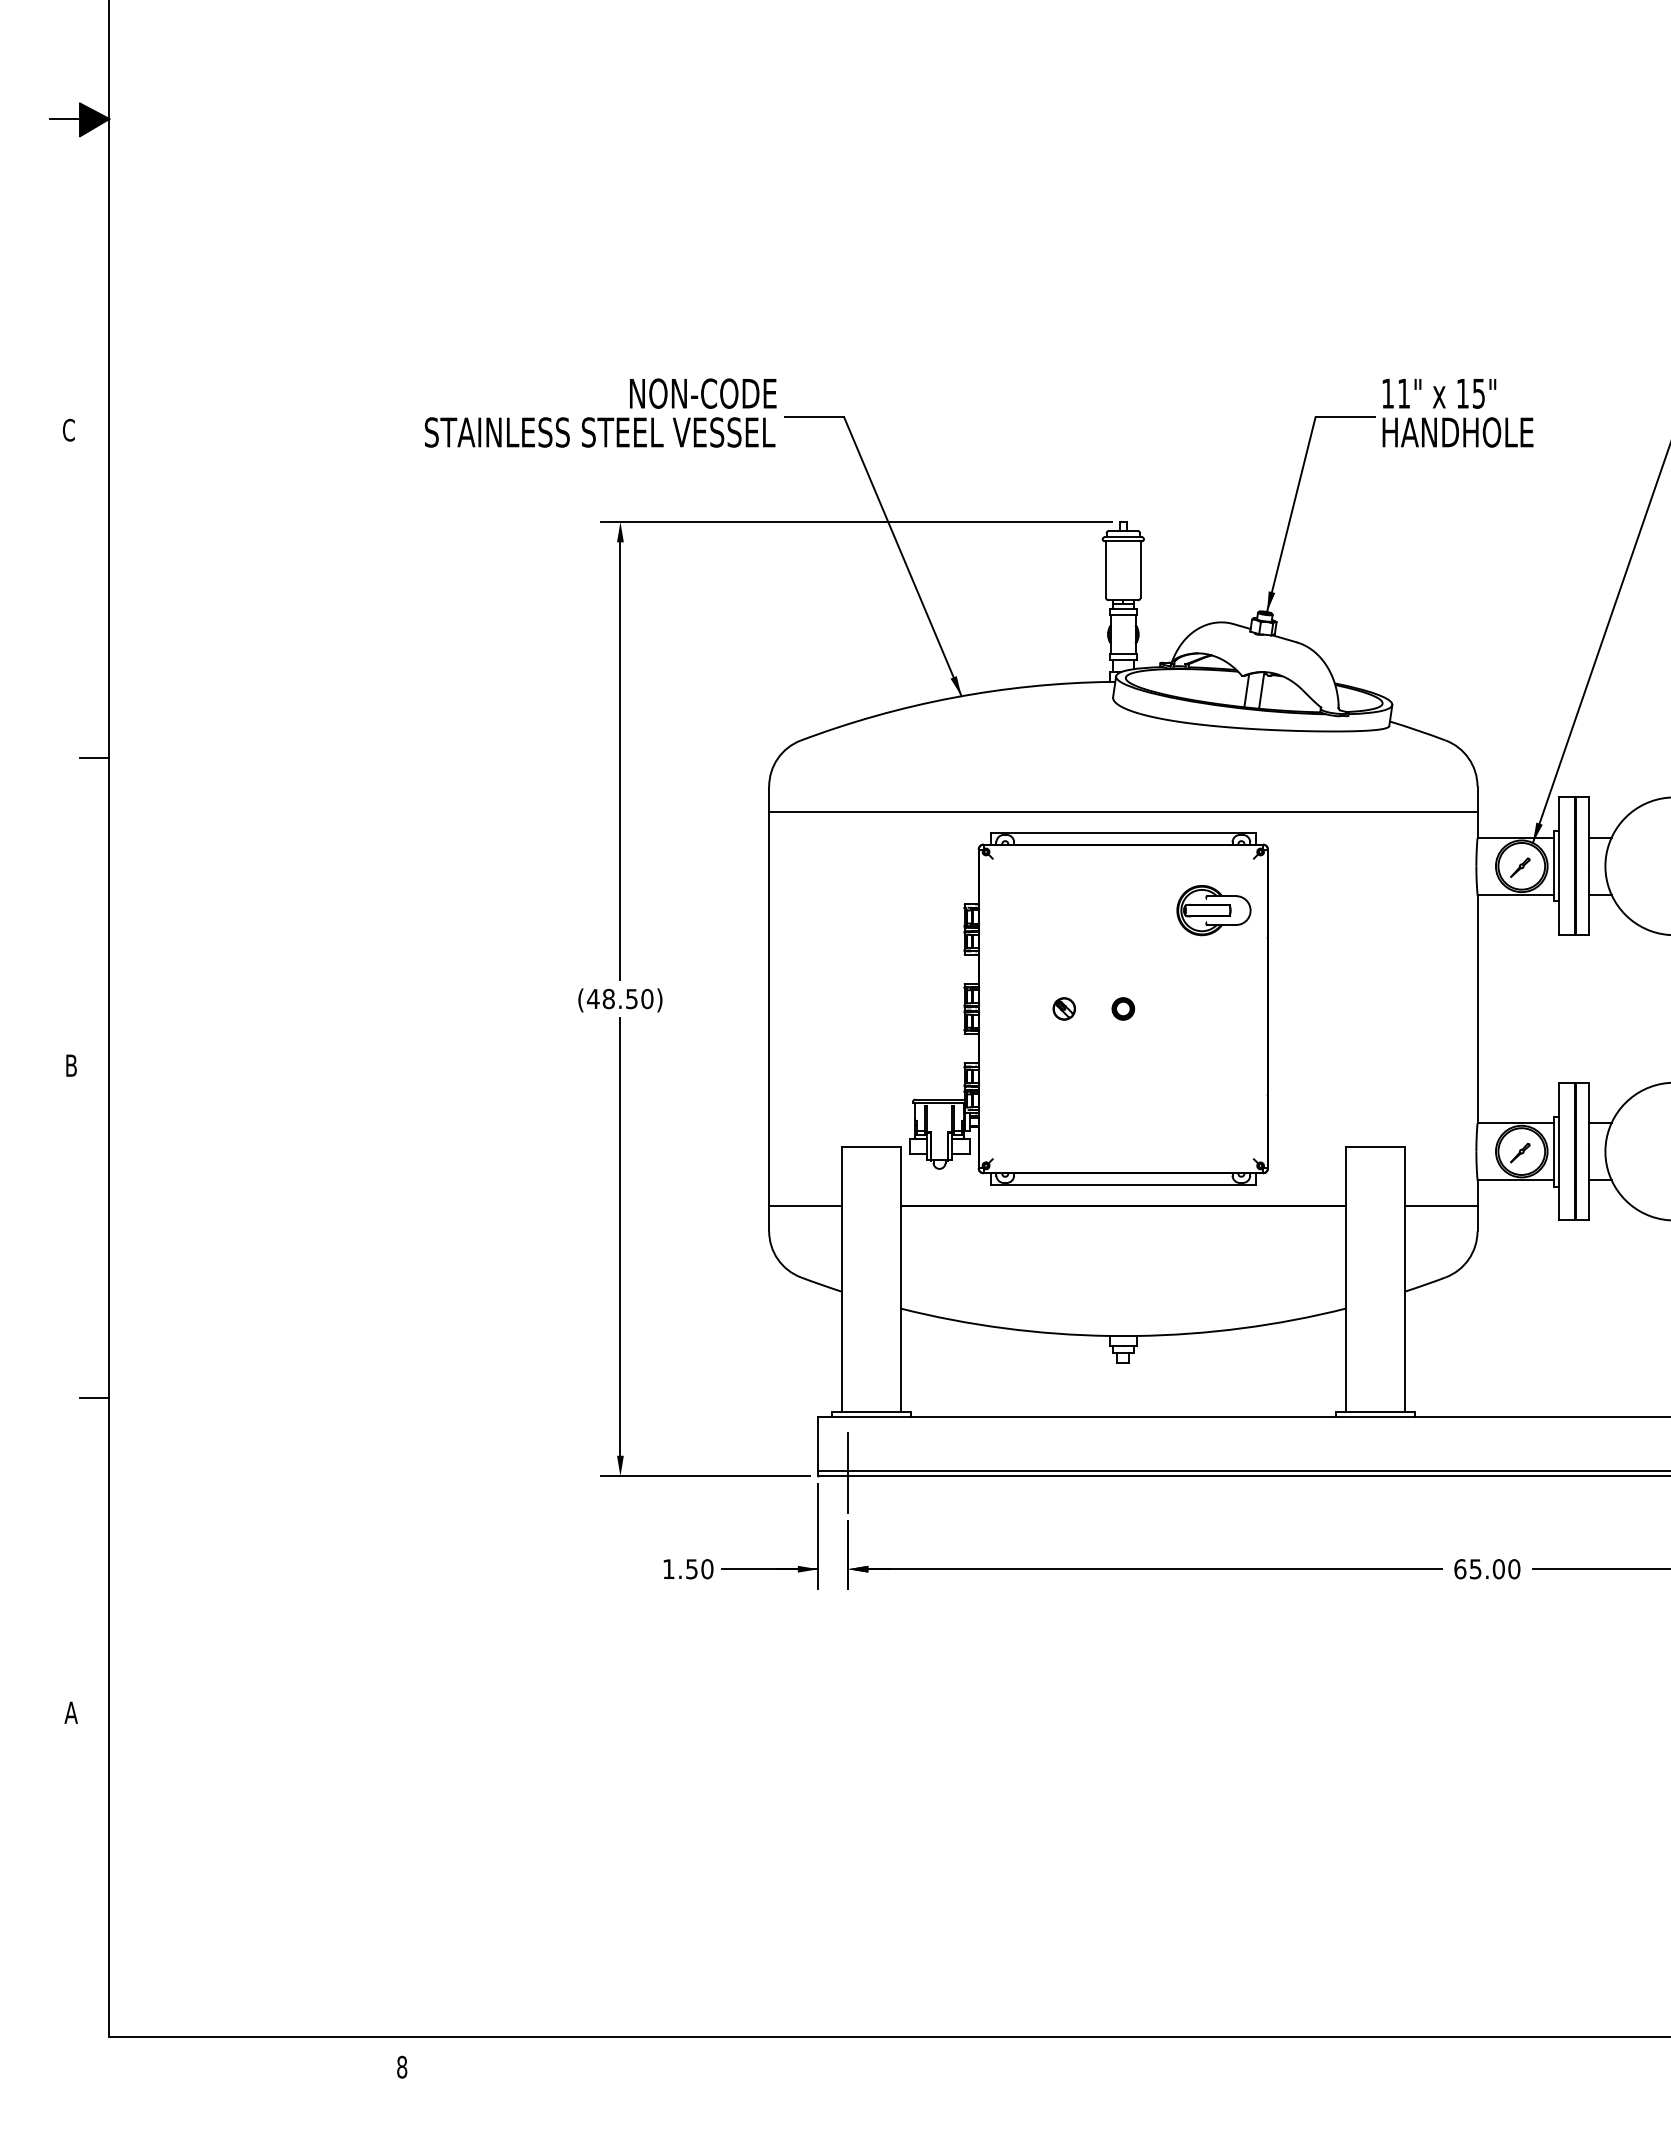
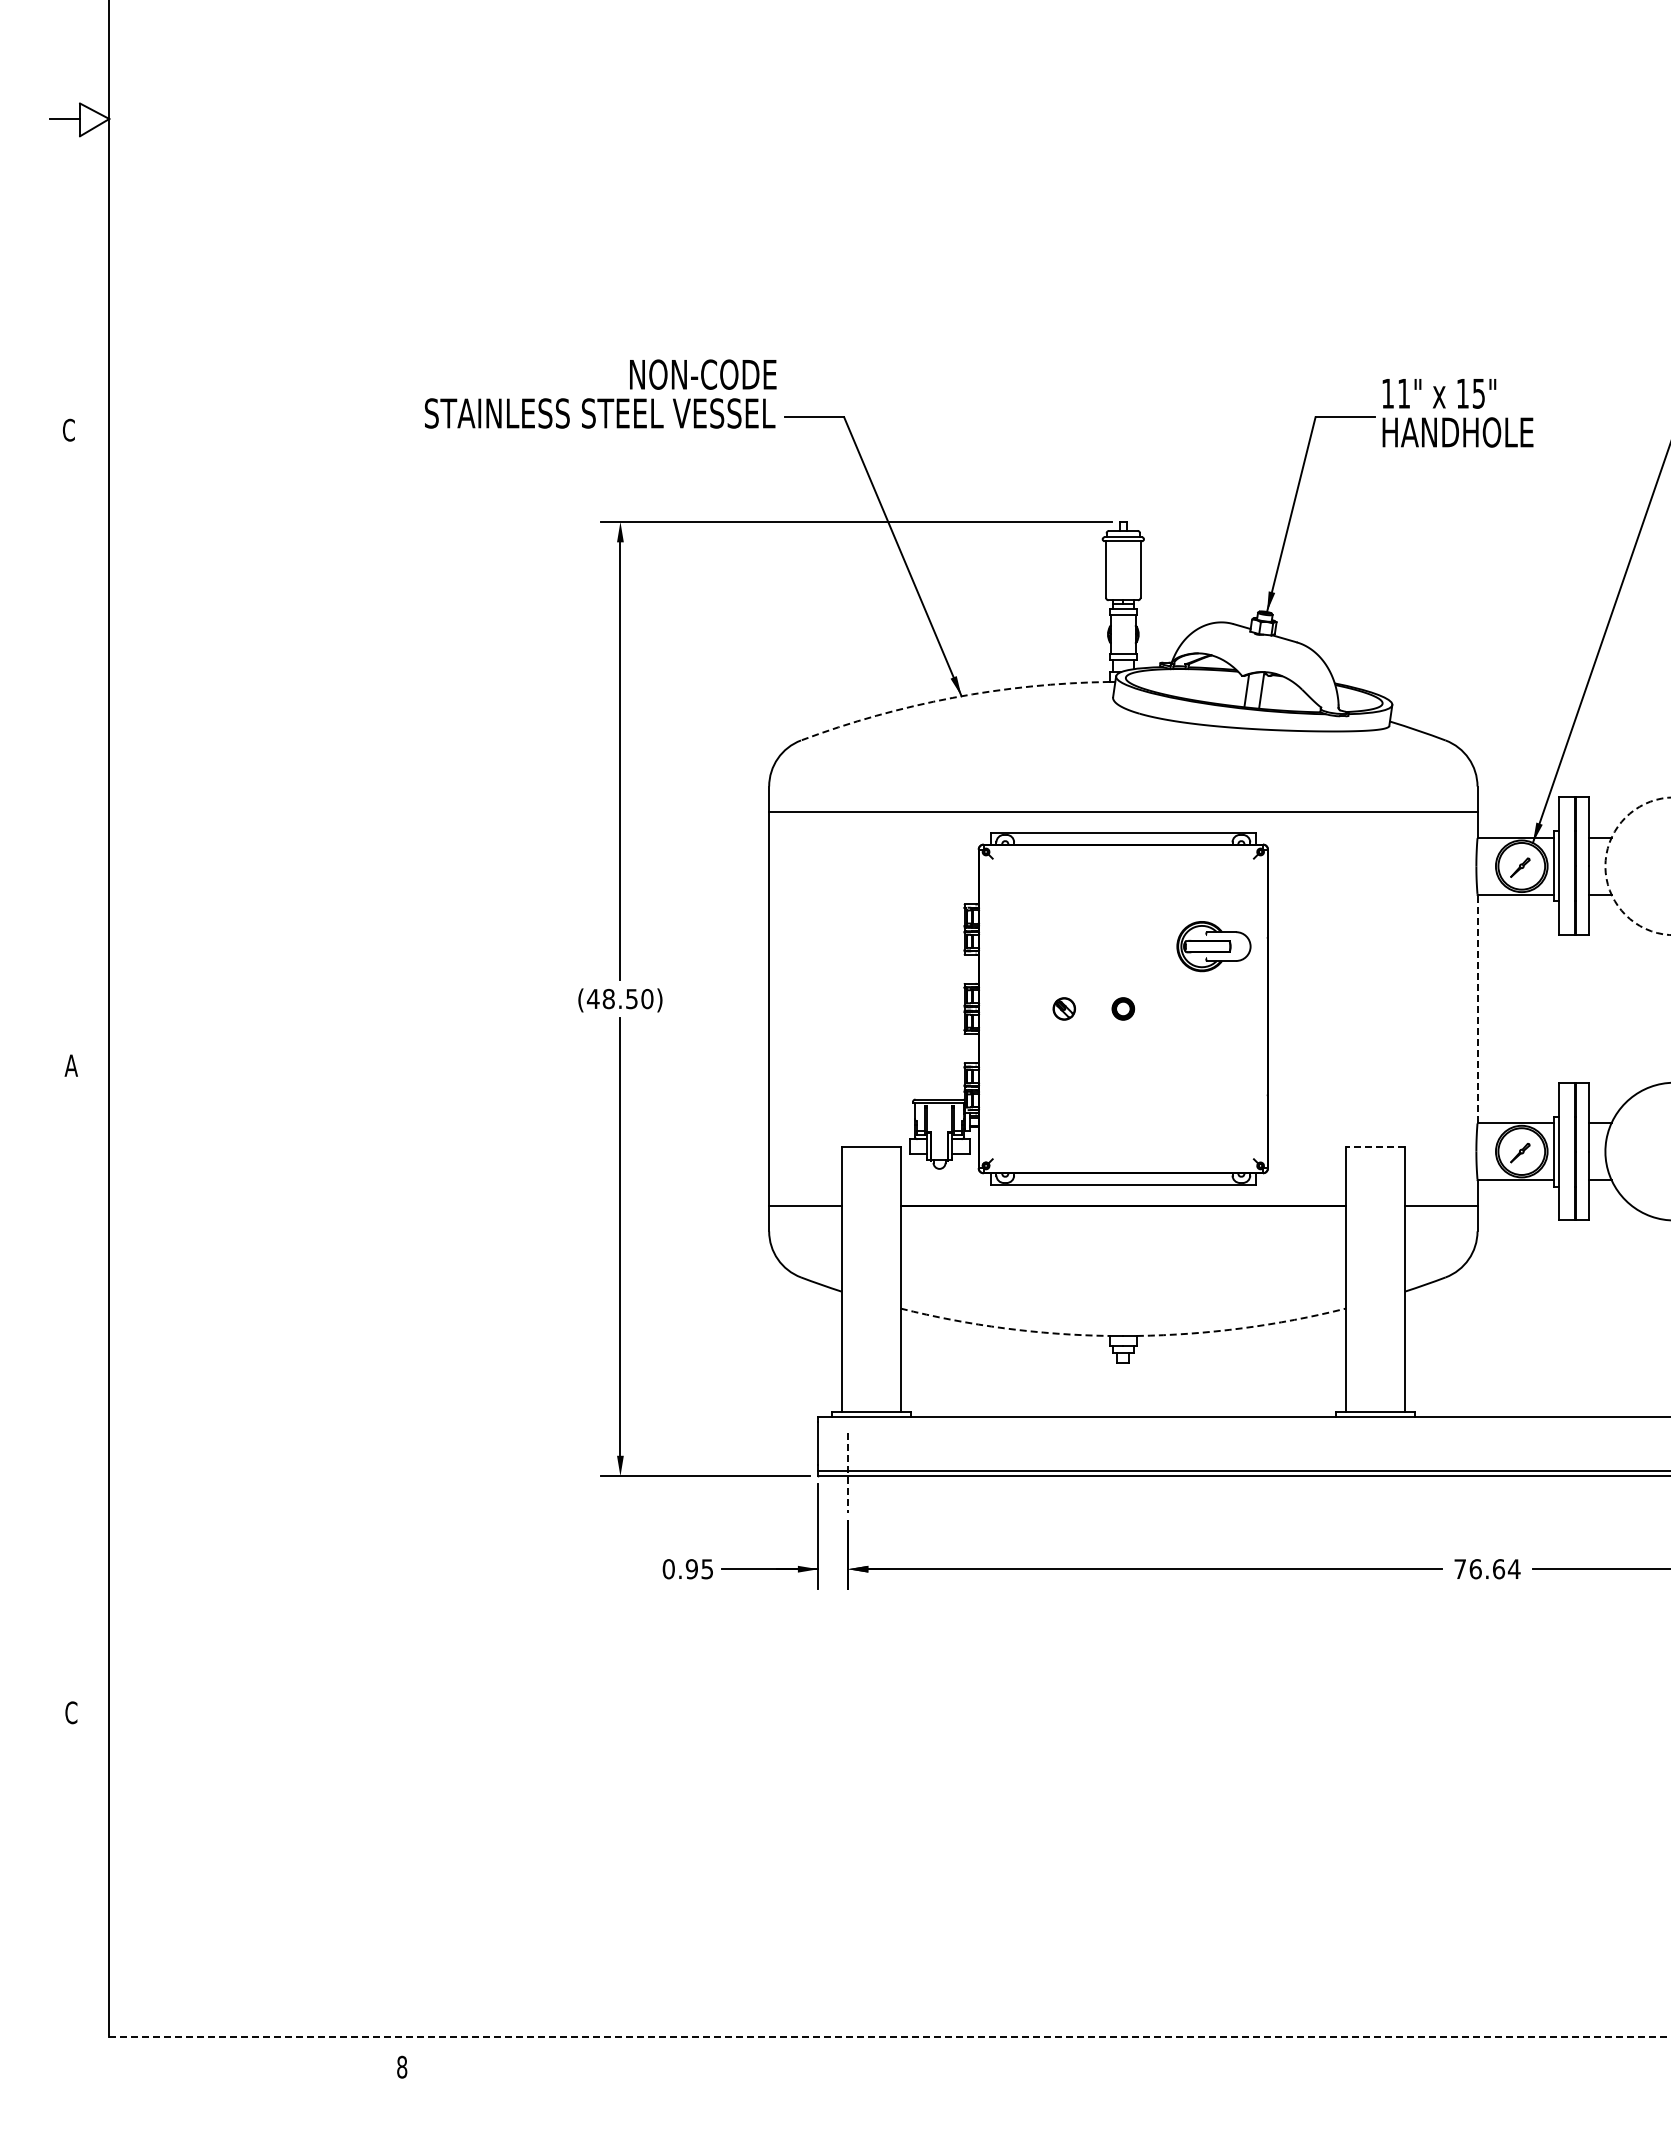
fill: present -> none (94, 119)
text position: (600, 412) -> (600, 393) (600, 393)
arc: solid -> dashed (952, 697)
line: present -> none (94, 758)
arc: solid -> dashed (1605, 866)
part position: (1213, 910) -> (1213, 946) (1213, 946)
line: solid -> dashed (1477, 1008)
text: B -> A (70, 1065)
line: solid -> dashed (1375, 1146)
arc: solid -> dashed (1004, 1328)
arc: solid -> dashed (1242, 1328)
line: present -> none (94, 1397)
line: solid -> dashed (847, 1473)
text: 1.50 -> 0.95 (687, 1569)
text: 65.00 -> 76.64 (1487, 1569)
text: A -> C (70, 1712)
line: solid -> dashed (890, 2037)
